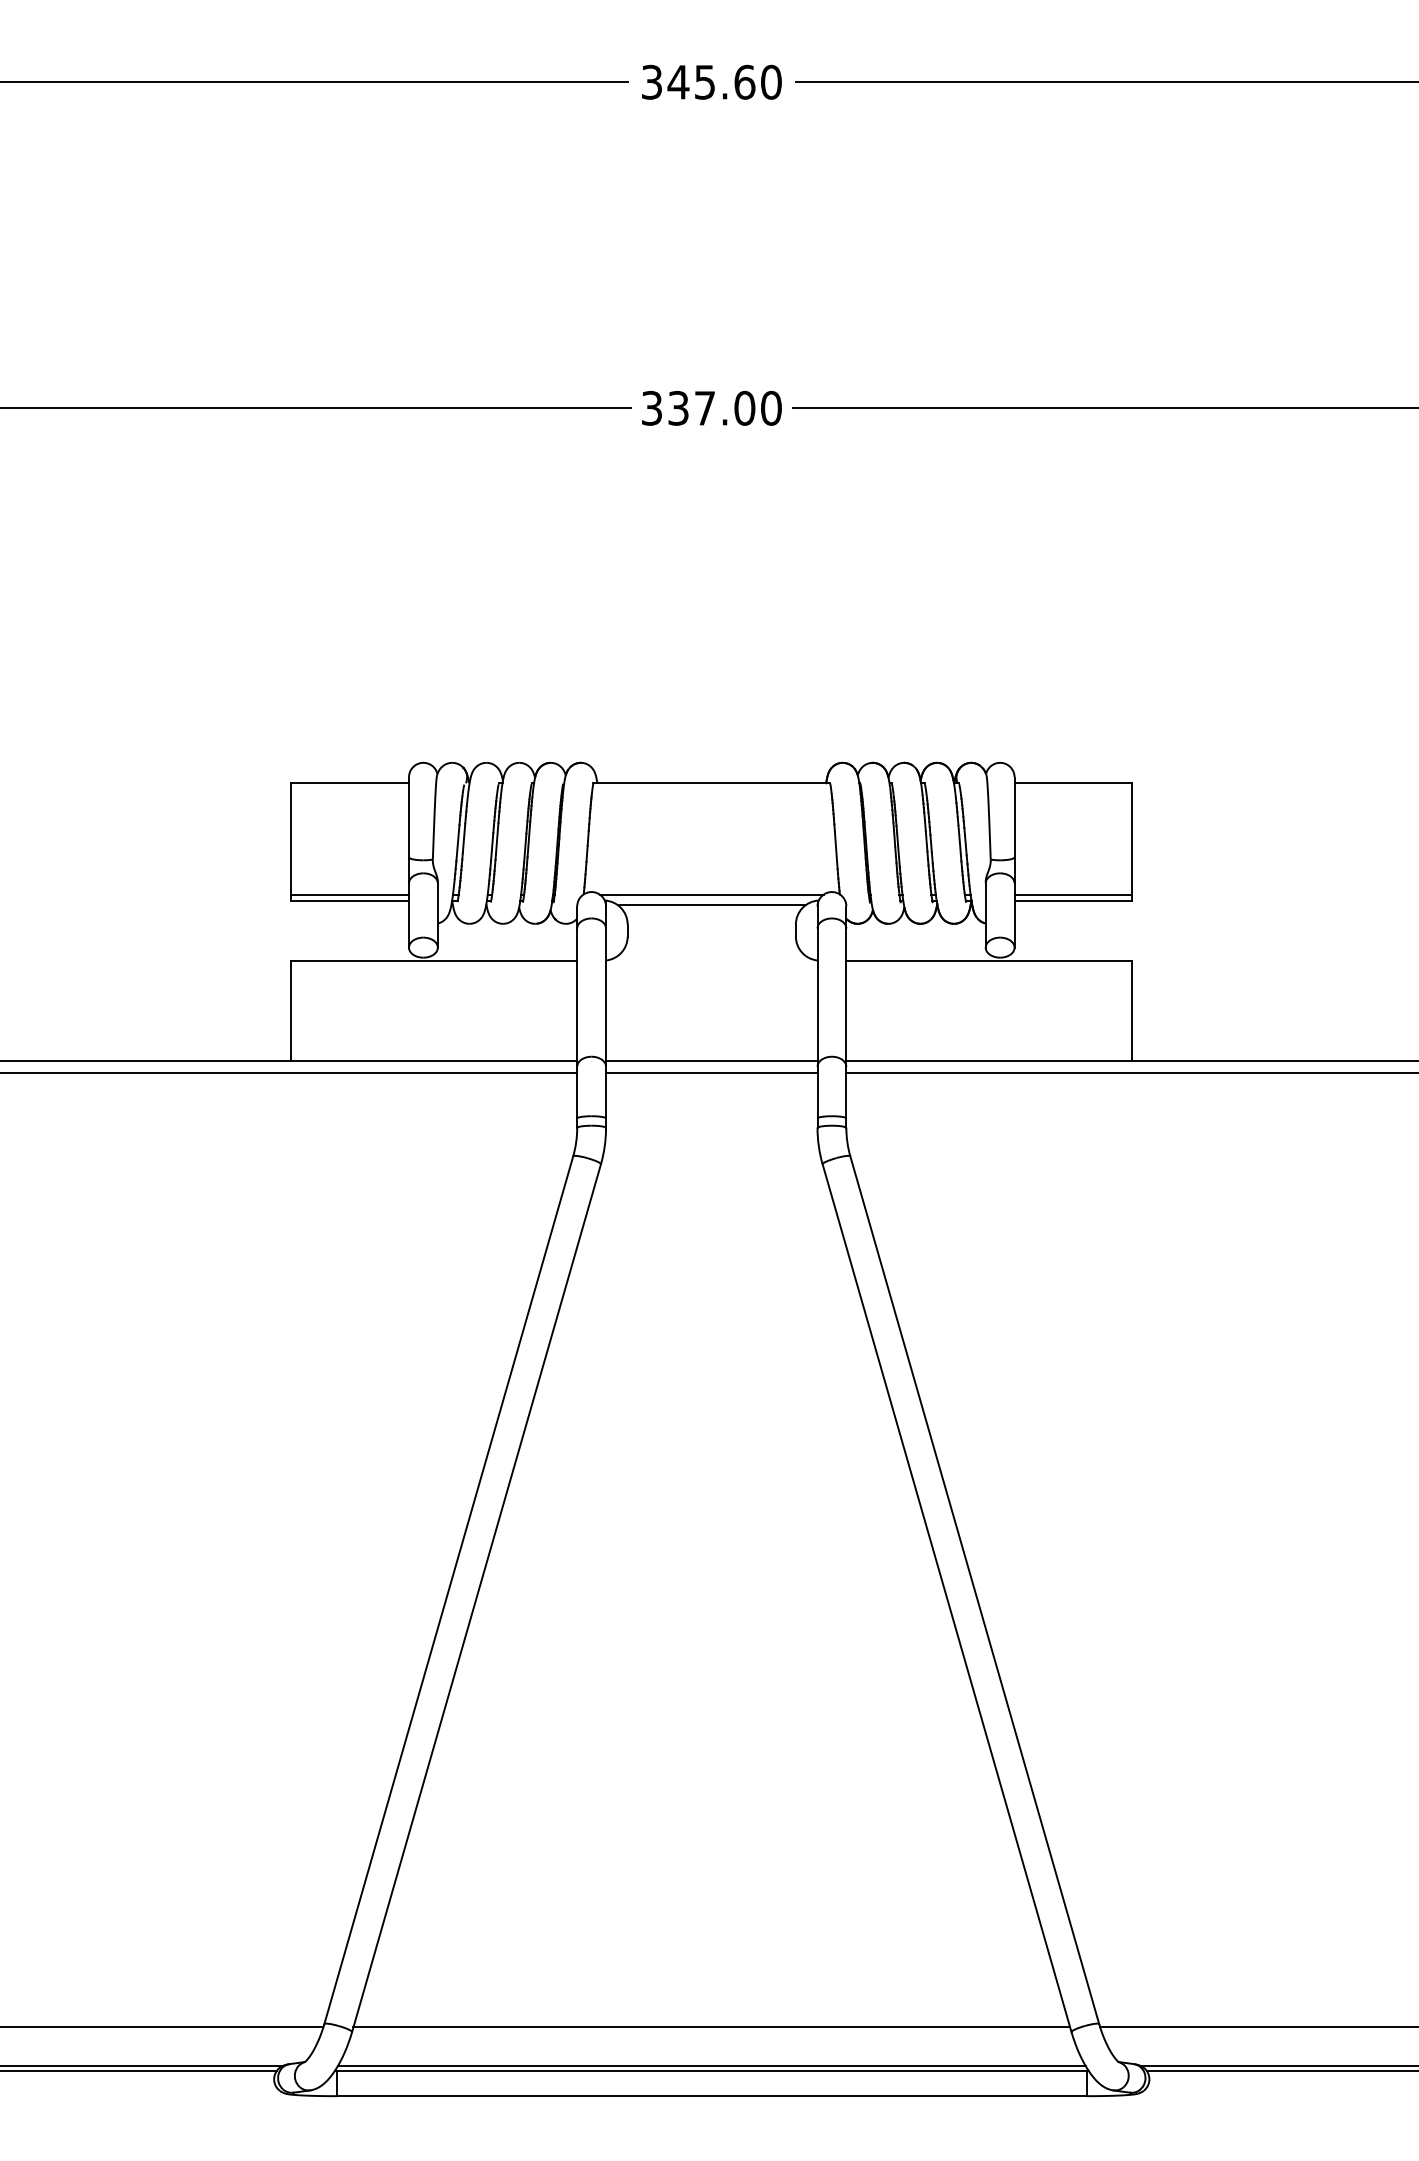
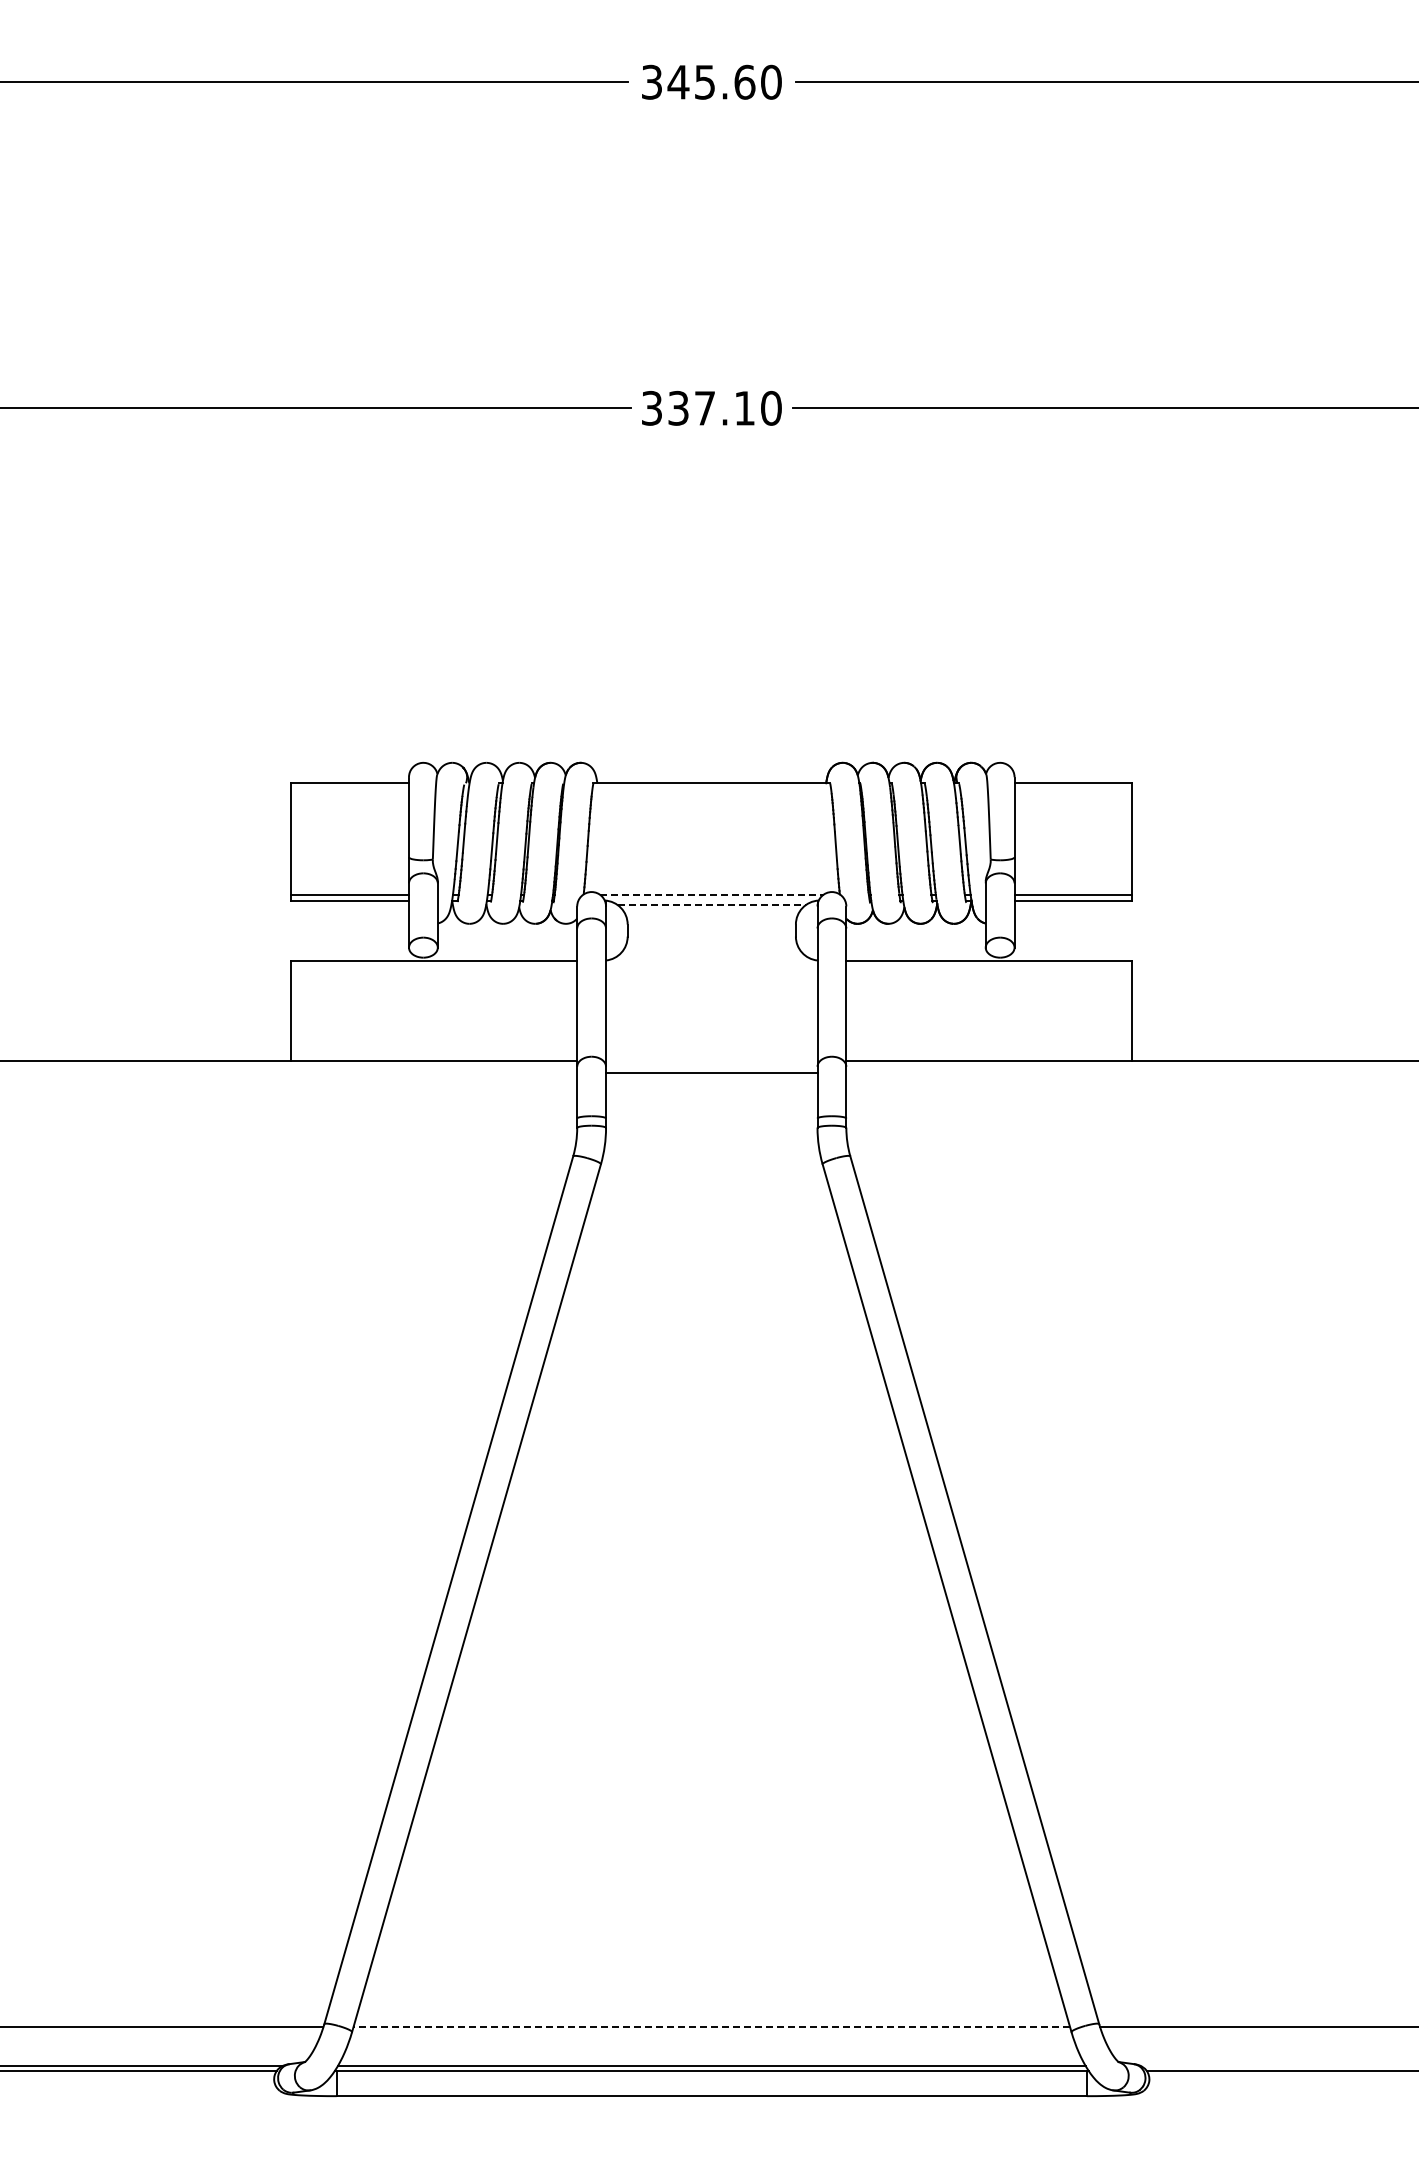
text: 337.00 -> 337.10 (744, 407)
line: solid -> dashed (711, 894)
line: solid -> dashed (712, 905)
line: present -> none (711, 1061)
line: present -> none (289, 1073)
line: present -> none (1130, 1073)
line: solid -> dashed (711, 2027)
line: present -> none (1277, 2065)
